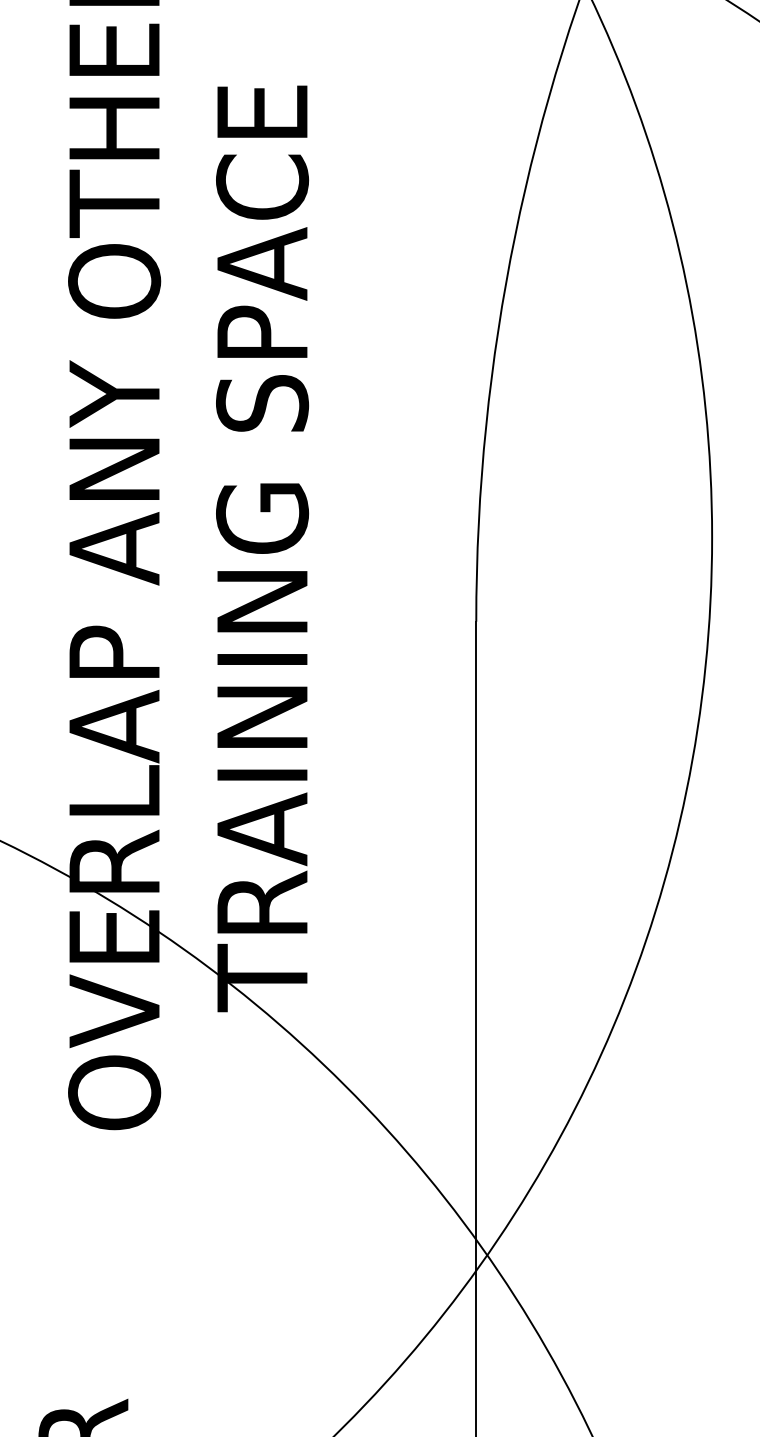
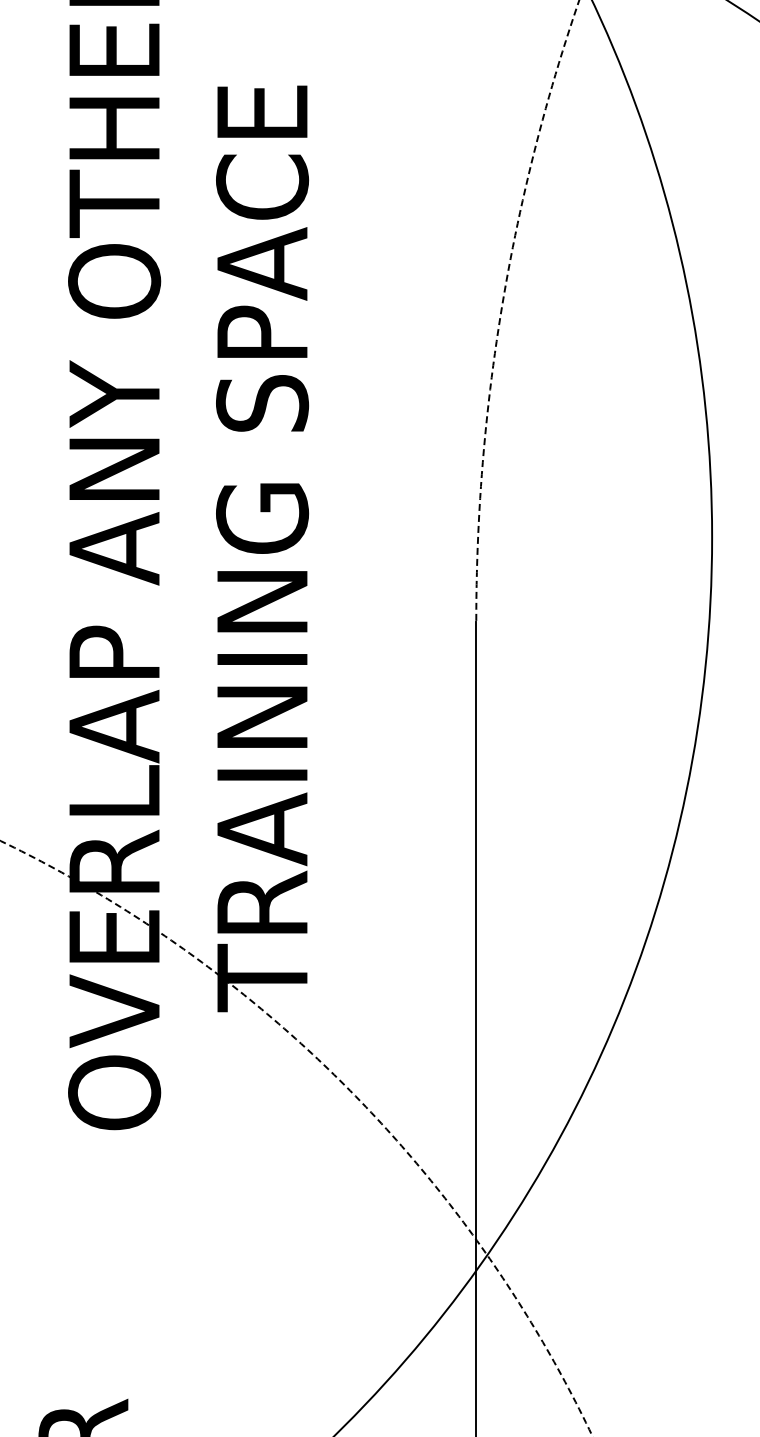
arc: solid -> dashed (501, 308)
circle: solid -> dashed (296, 1138)
